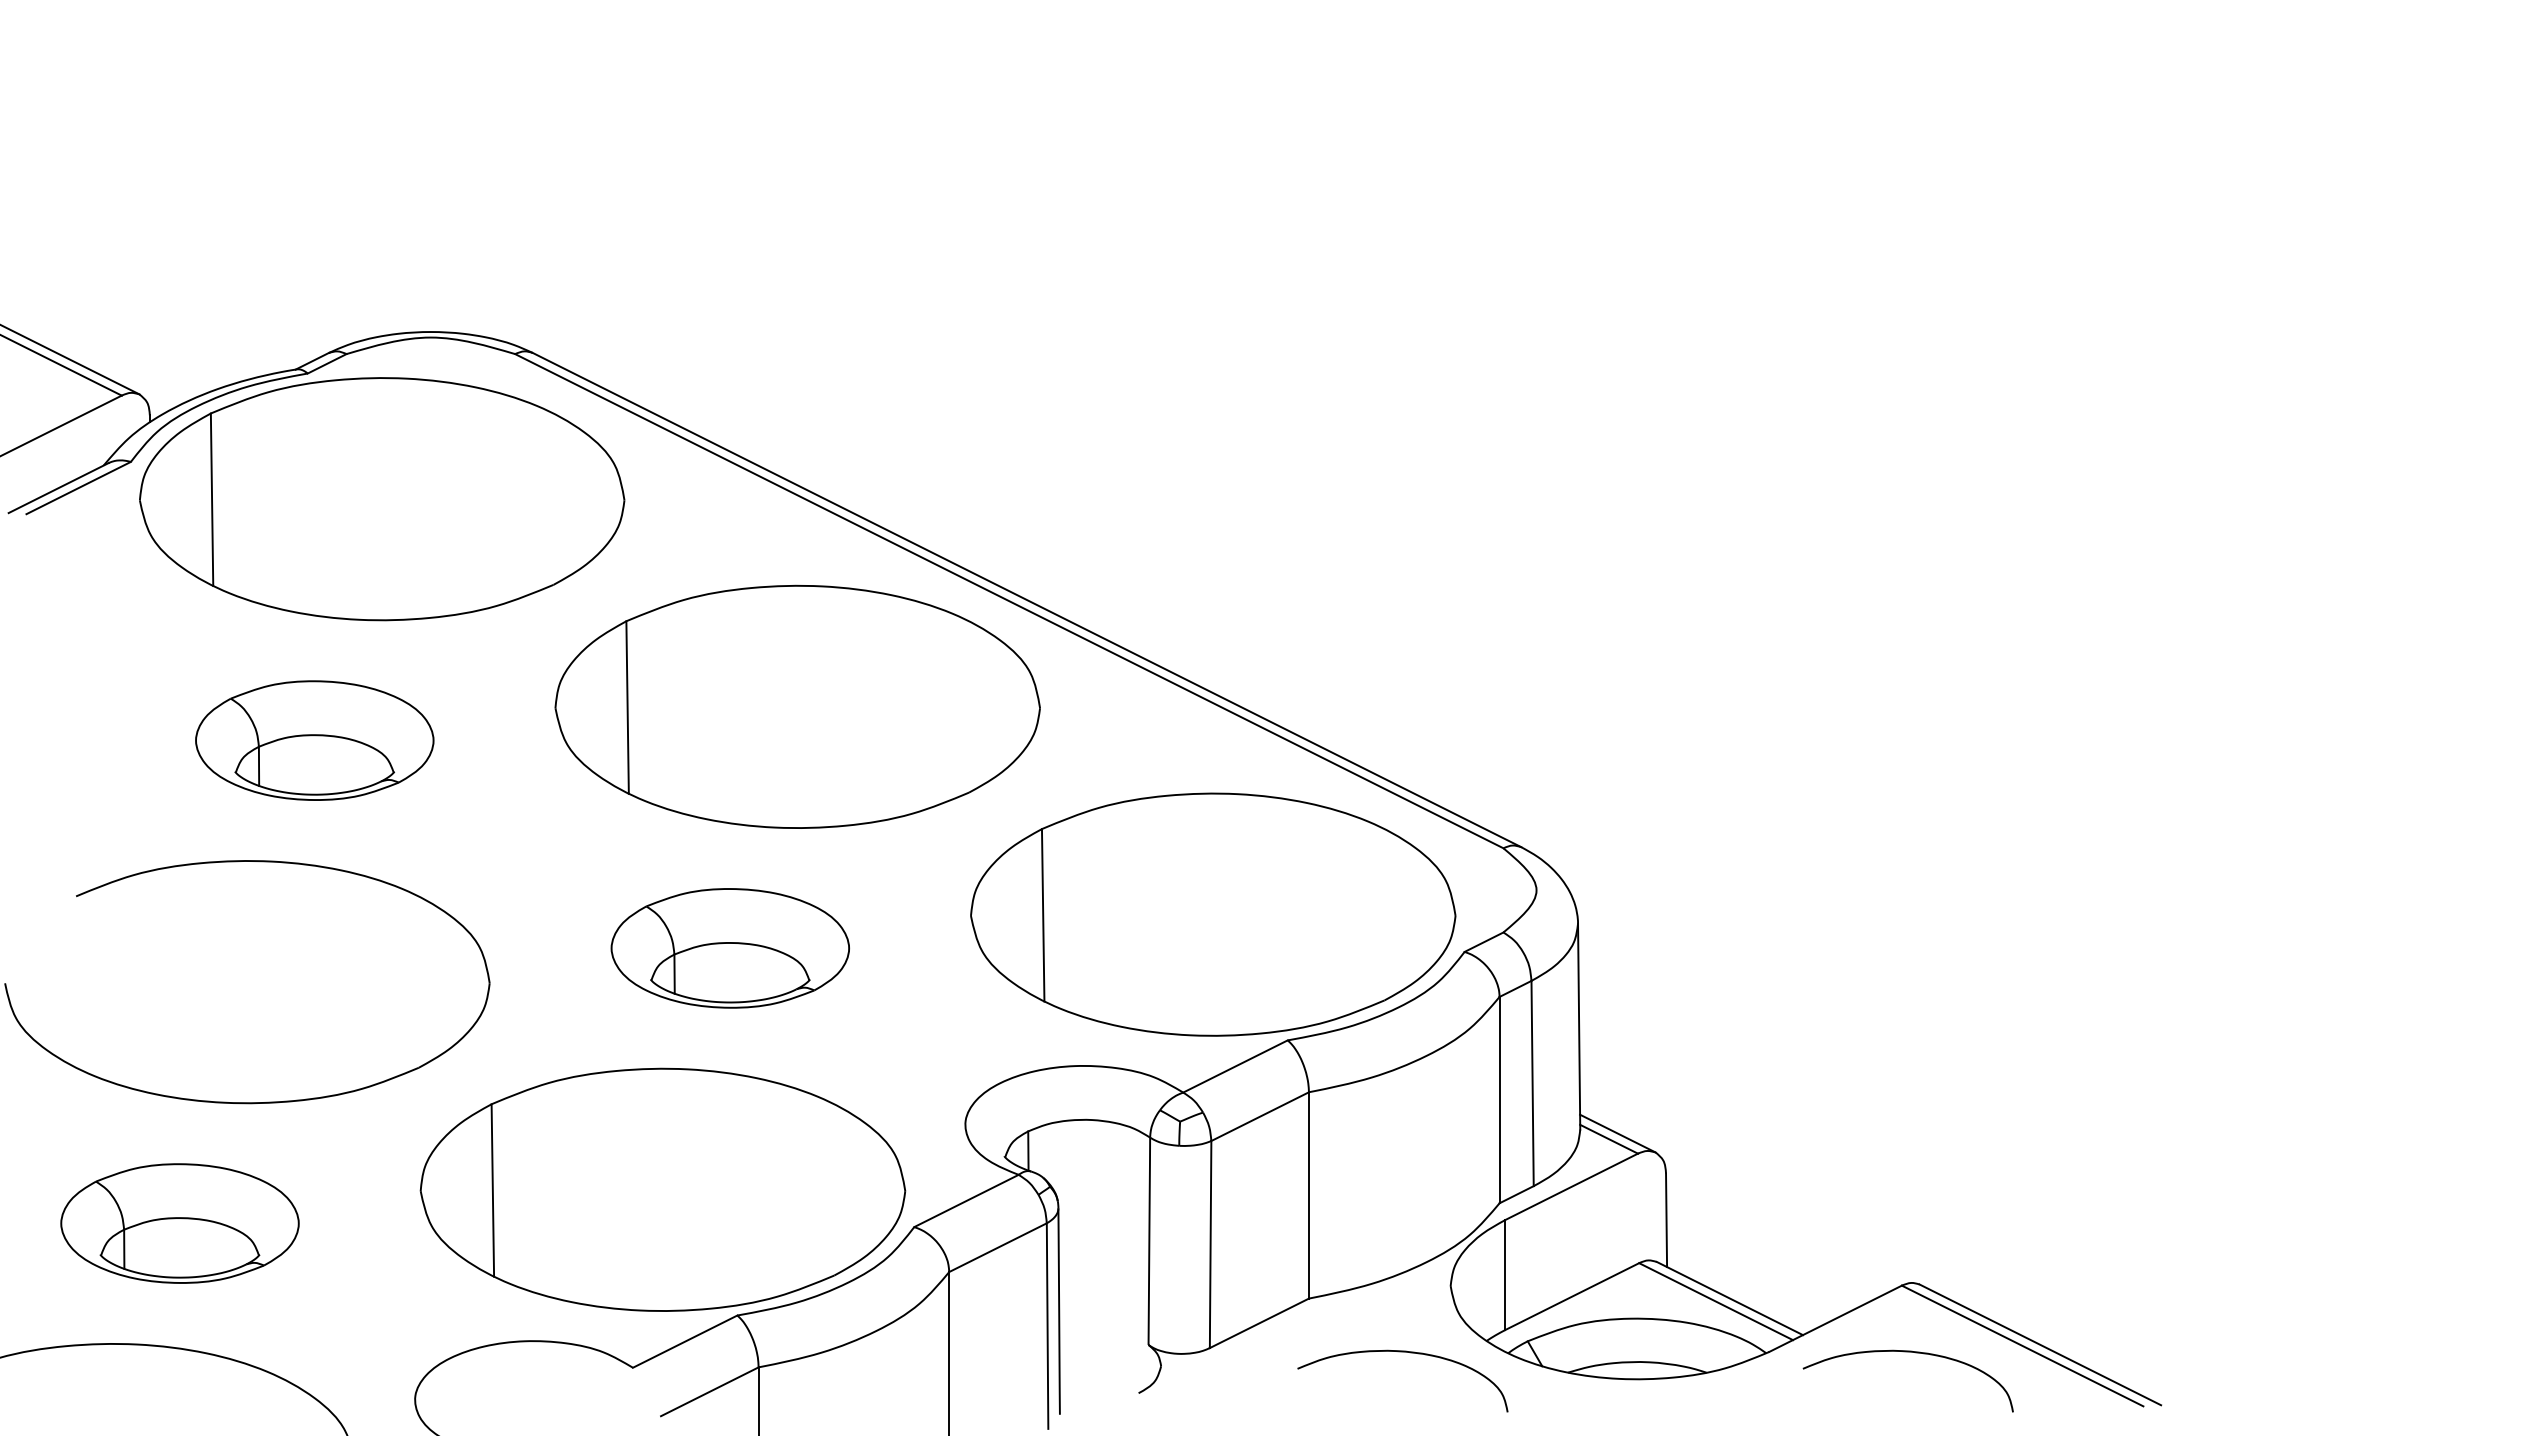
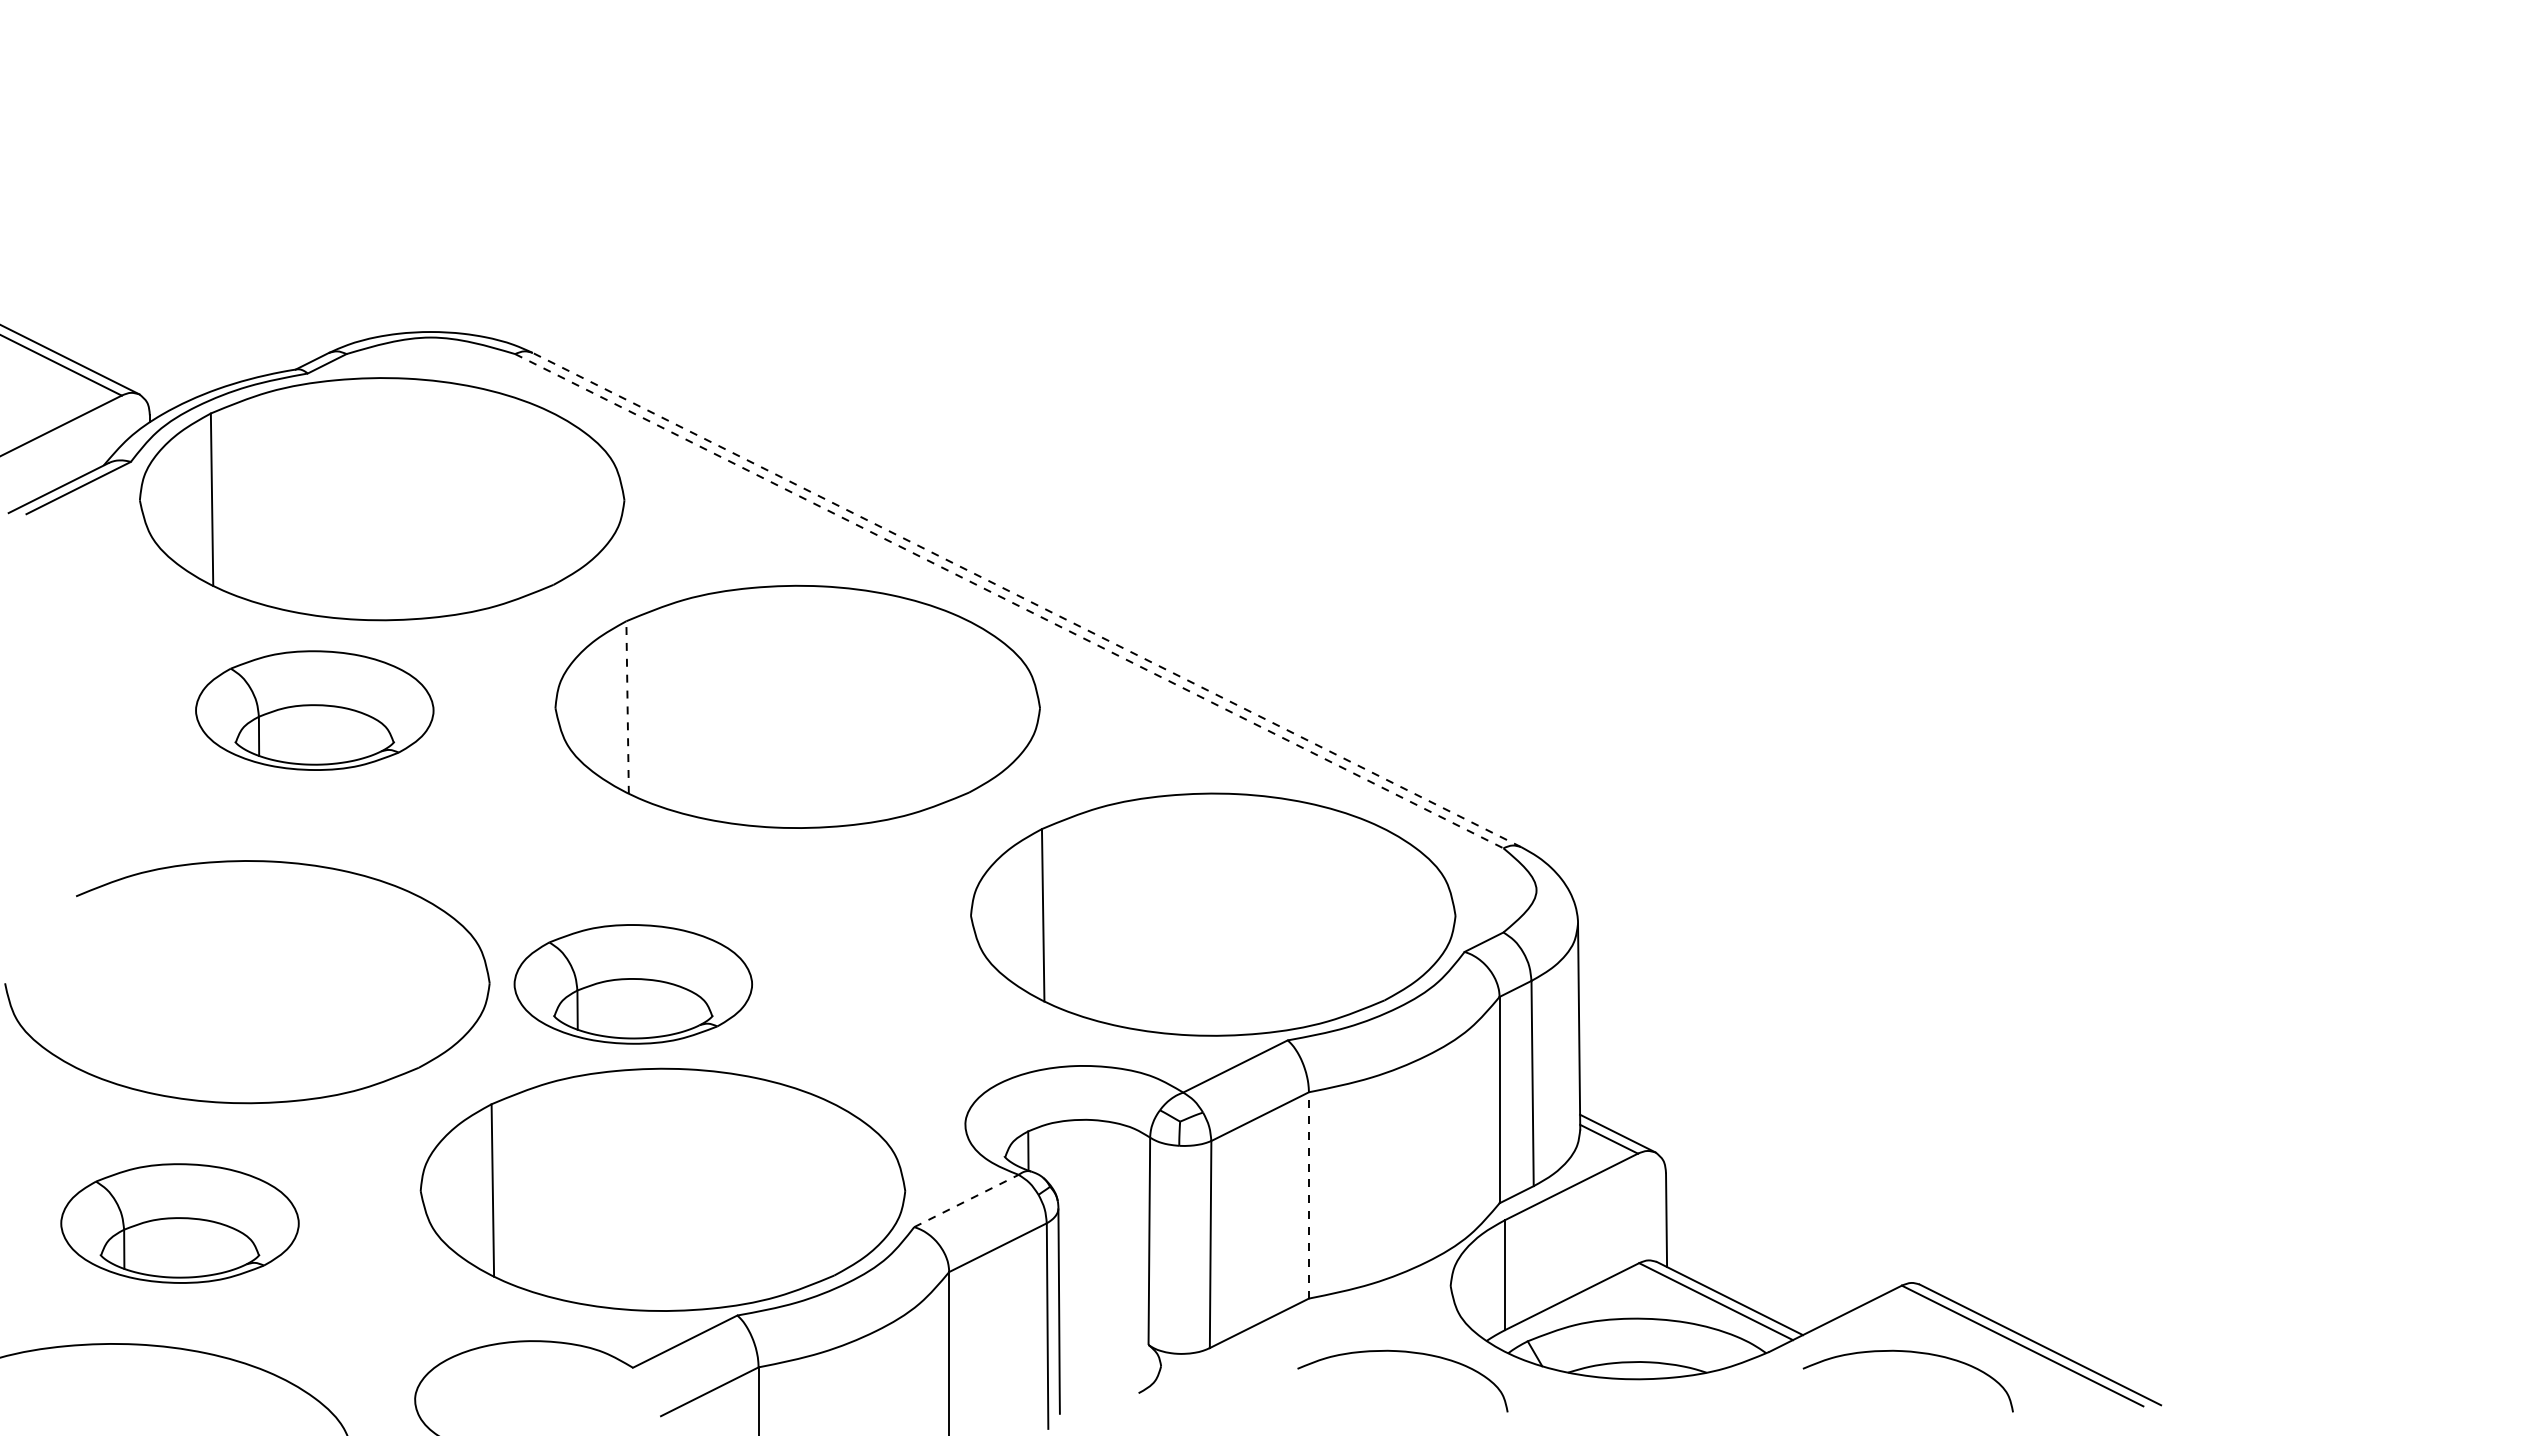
line: solid -> dashed (1026, 599)
line: solid -> dashed (1009, 601)
line: solid -> dashed (627, 707)
part position: (314, 740) -> (314, 710) (314, 710)
part position: (729, 948) -> (632, 984) (632, 984)
line: solid -> dashed (1308, 1194)
line: solid -> dashed (966, 1200)
